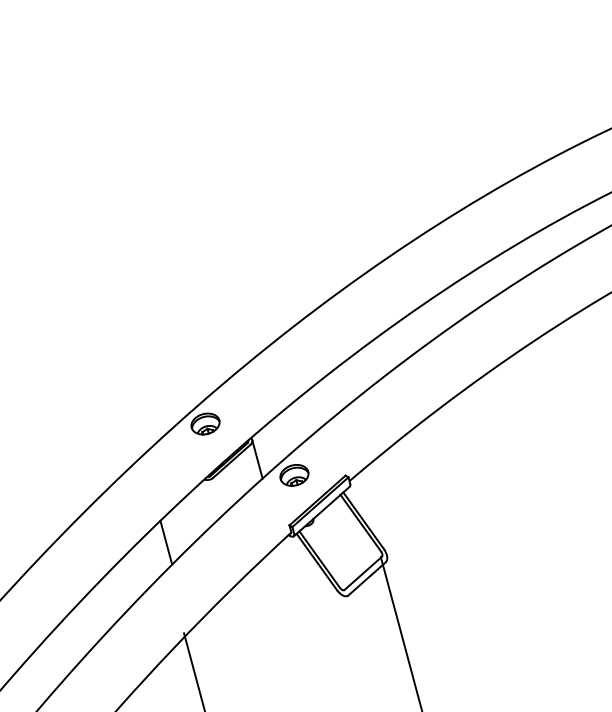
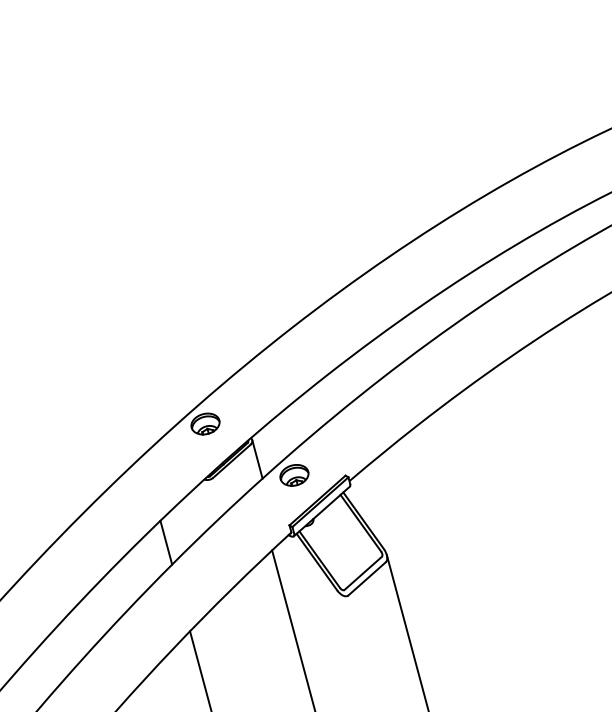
line: none -> present (293, 629)
line position: (400, 632) -> (407, 631) (407, 631)
line position: (194, 670) -> (200, 669) (200, 669)
